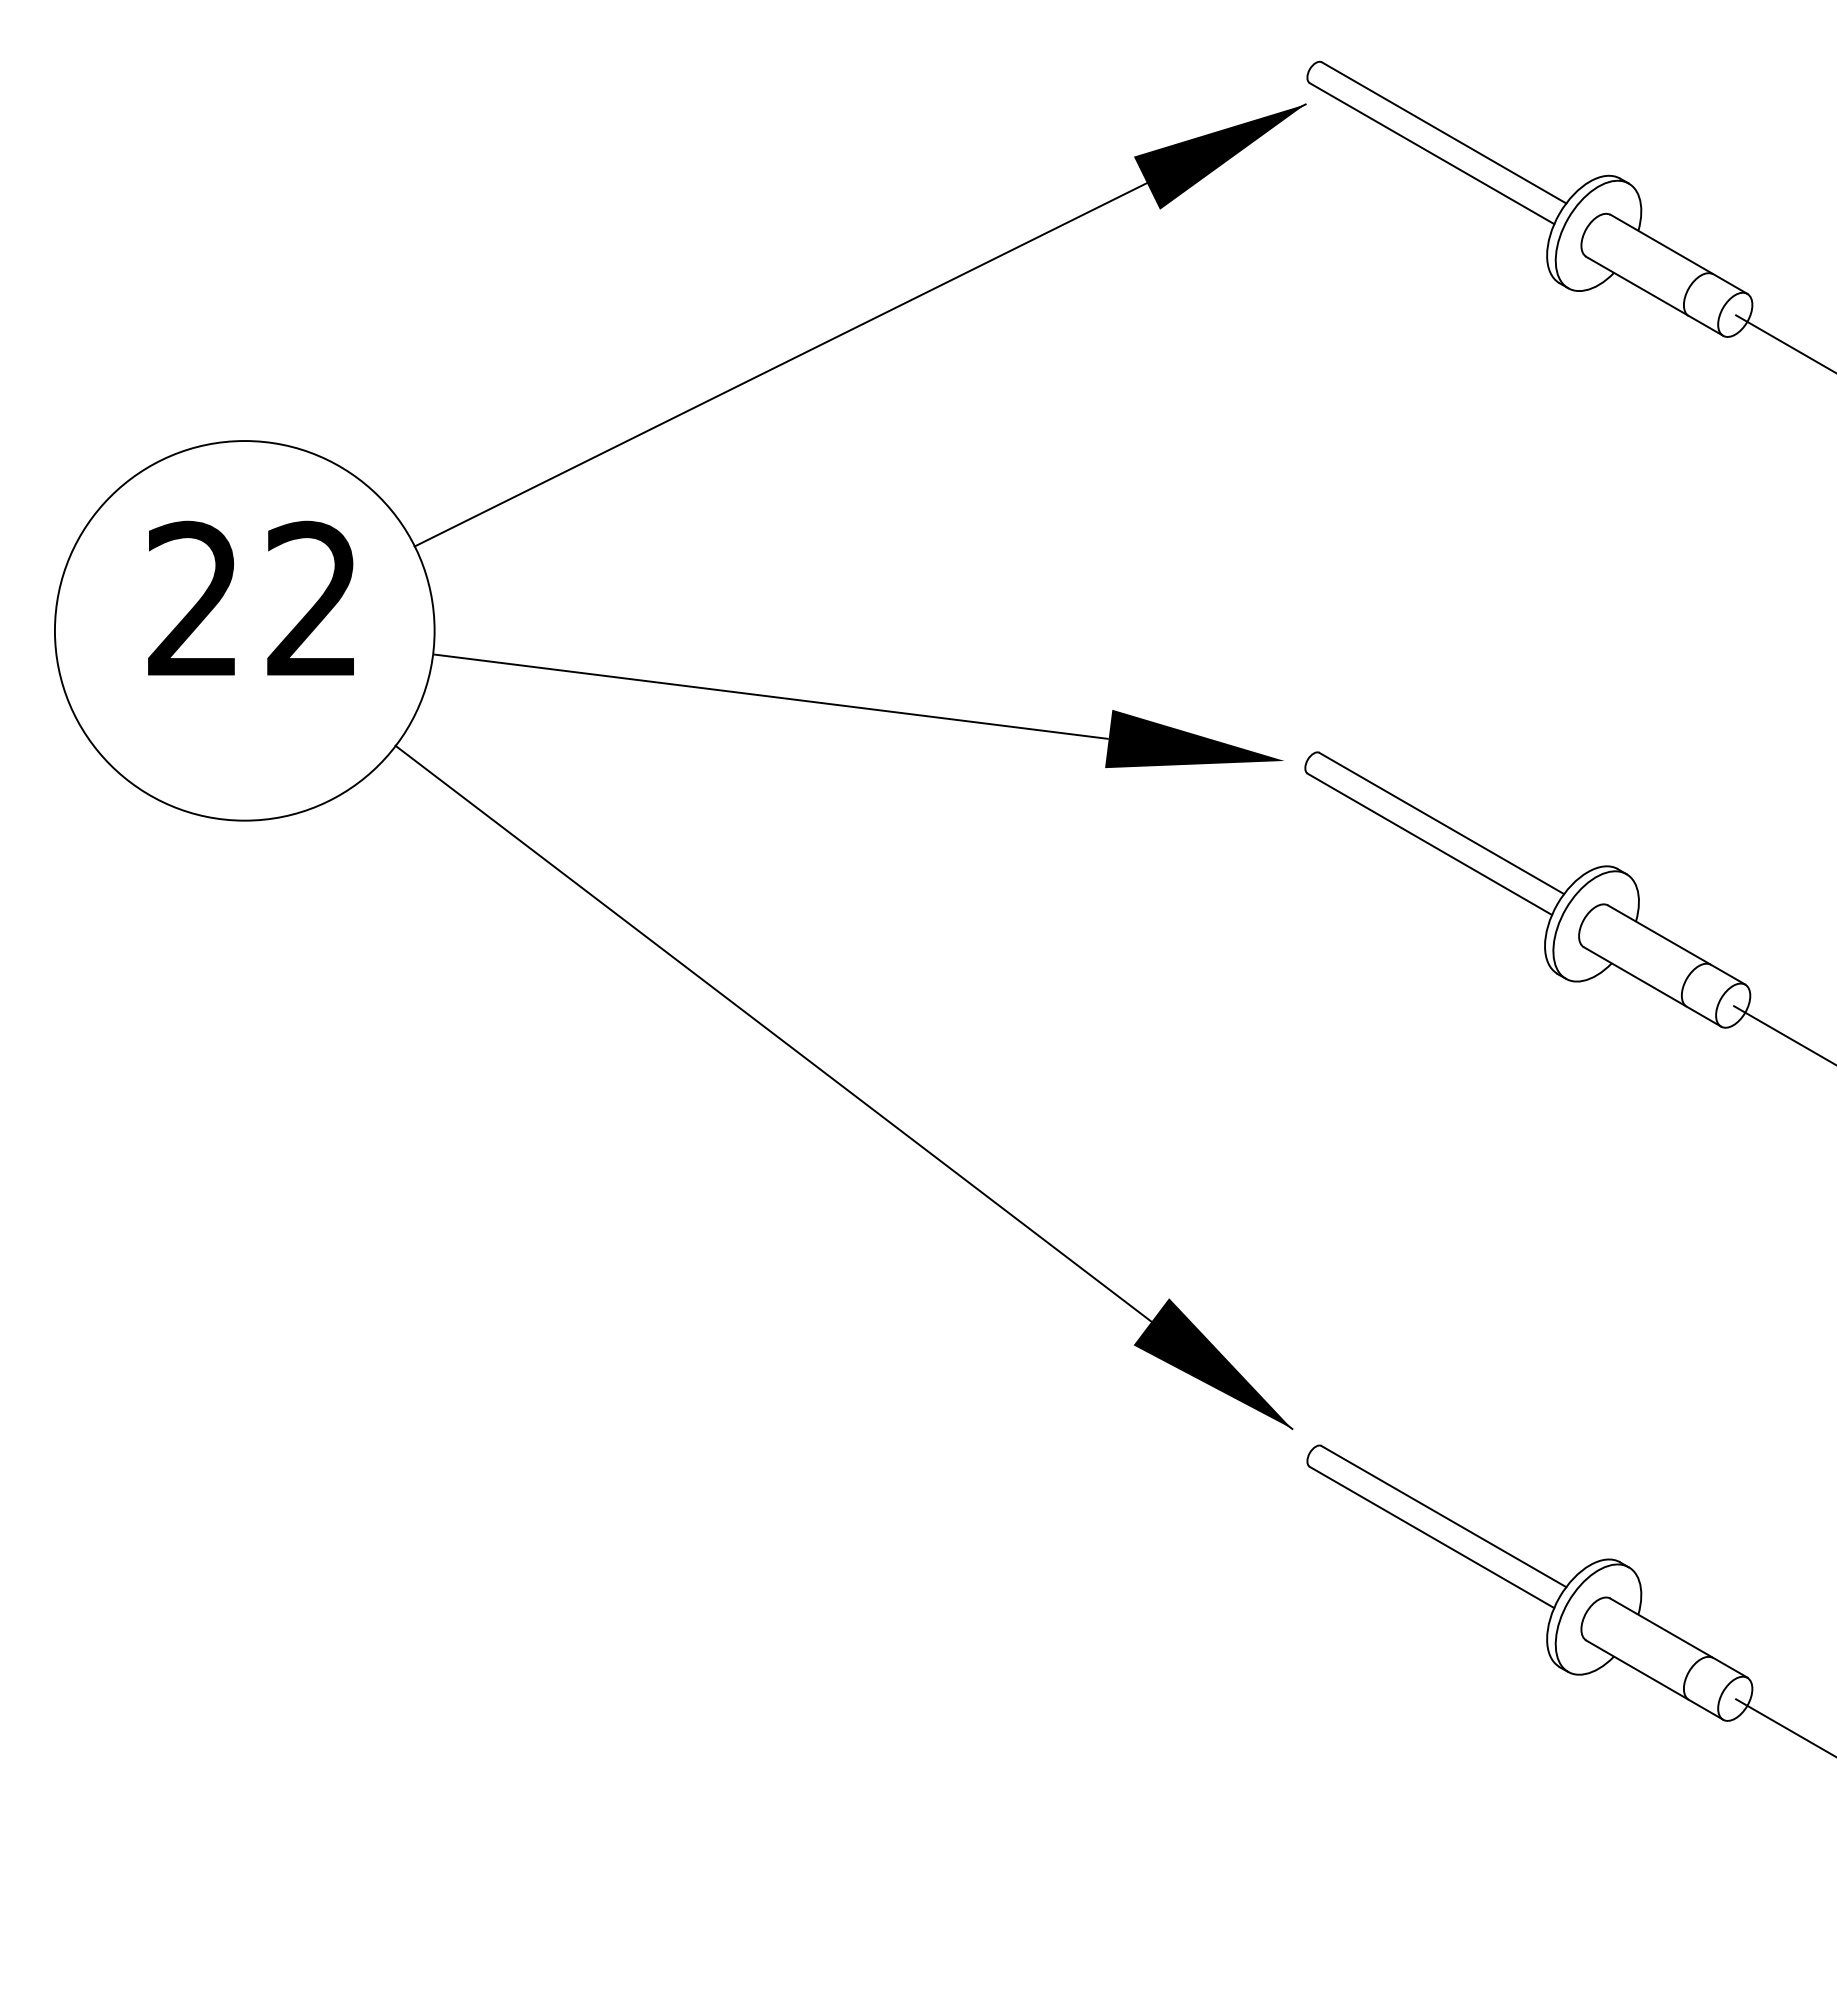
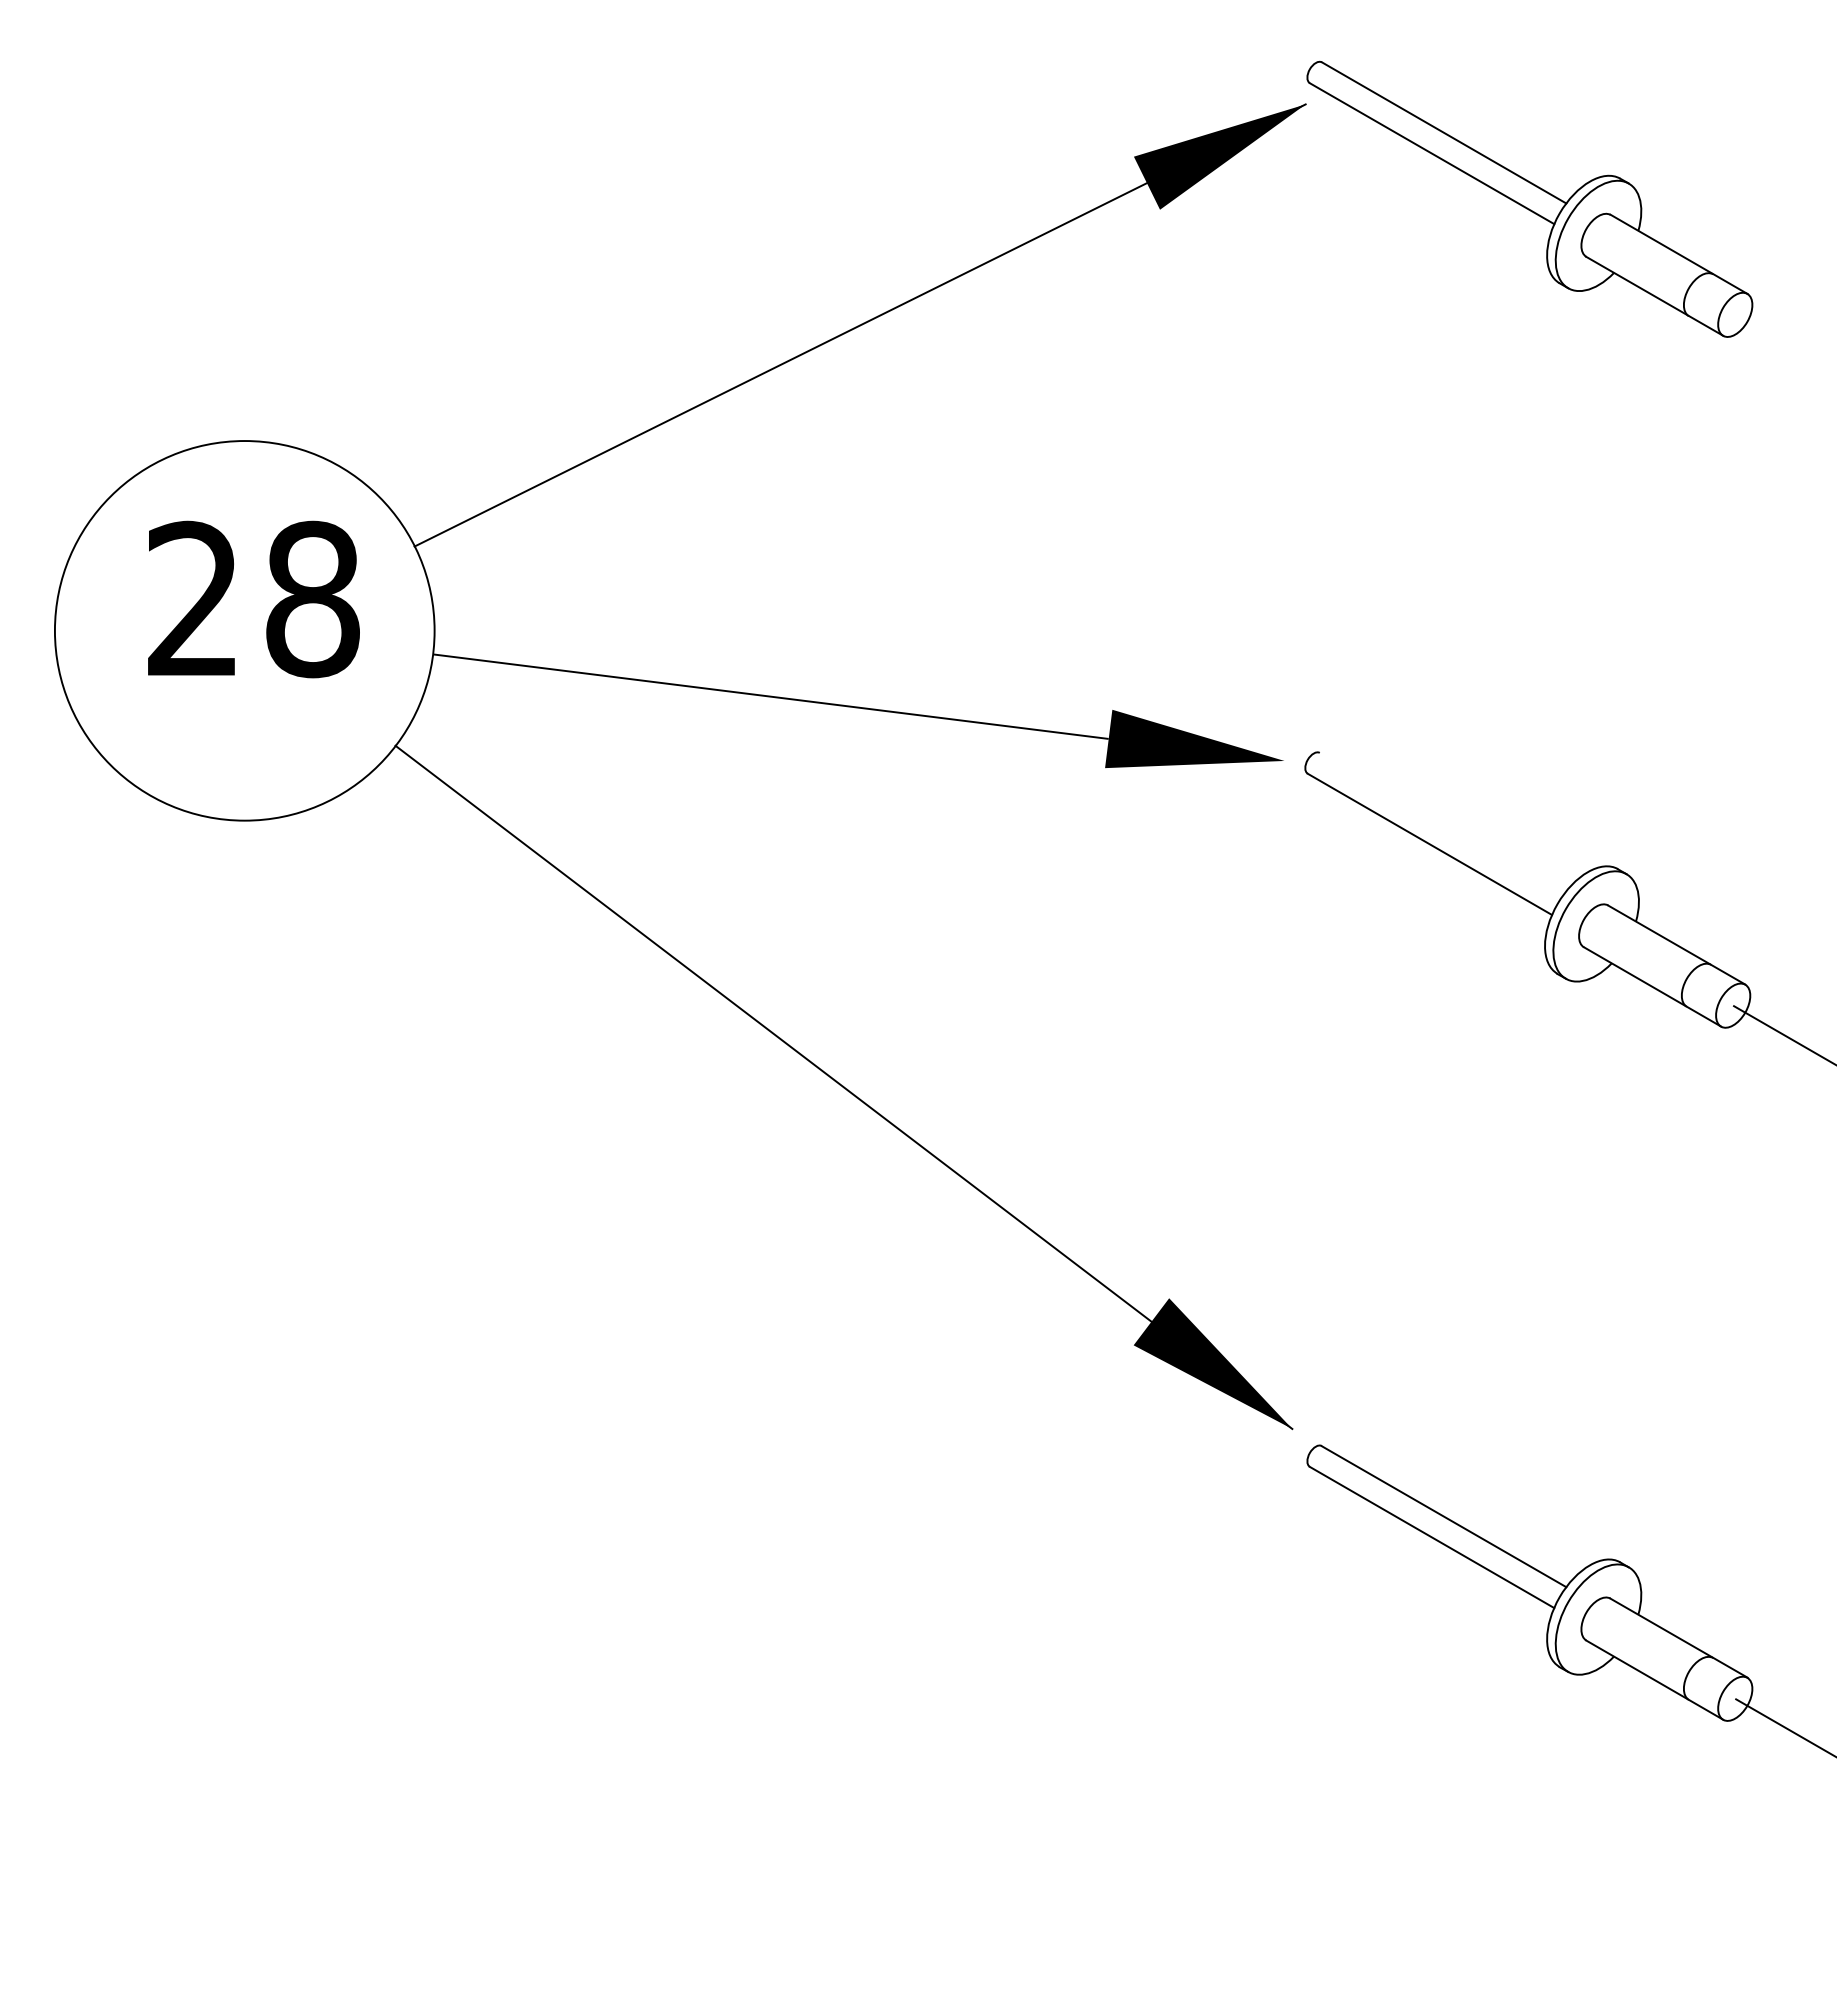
line: present -> none (1784, 342)
text: 22 -> 28 (312, 599)
line: present -> none (1441, 823)
